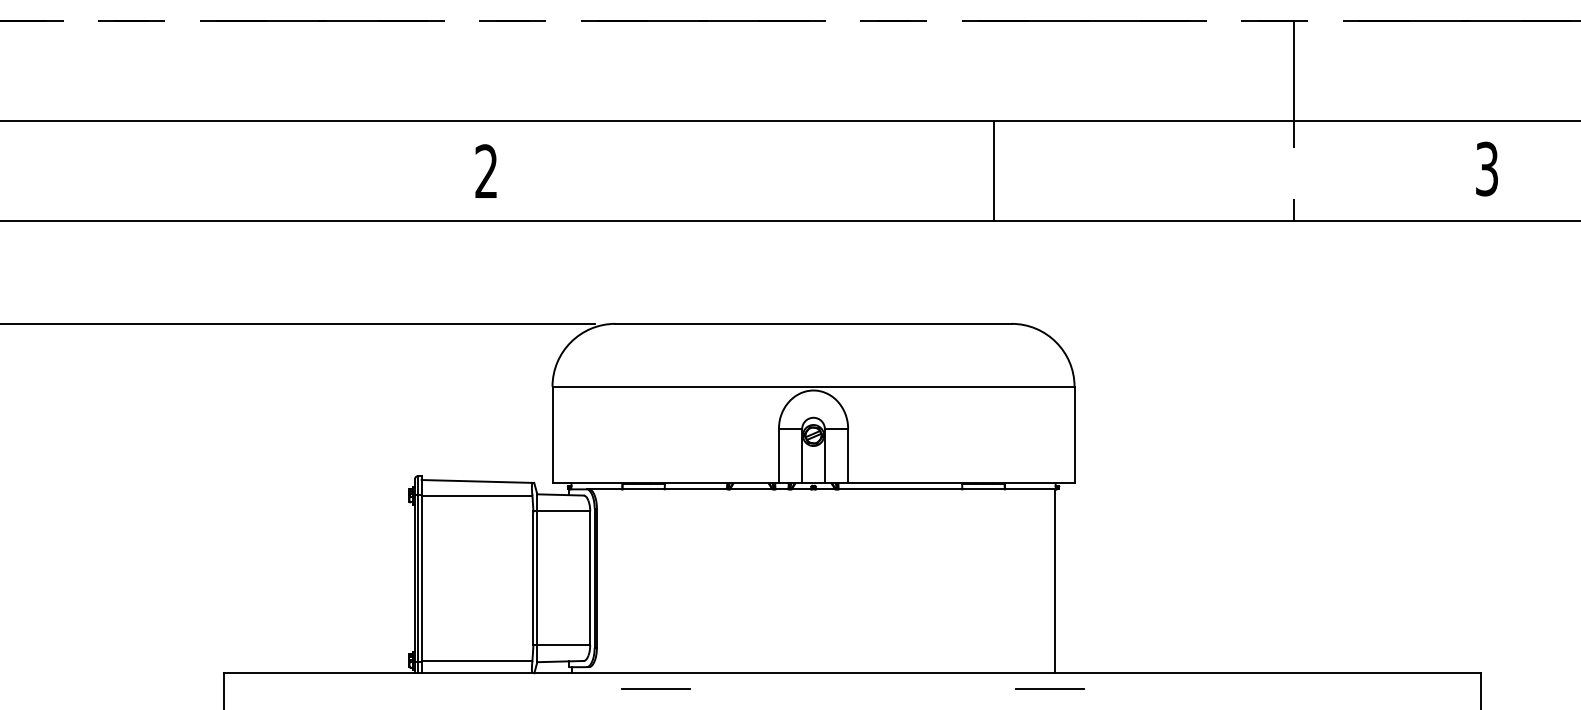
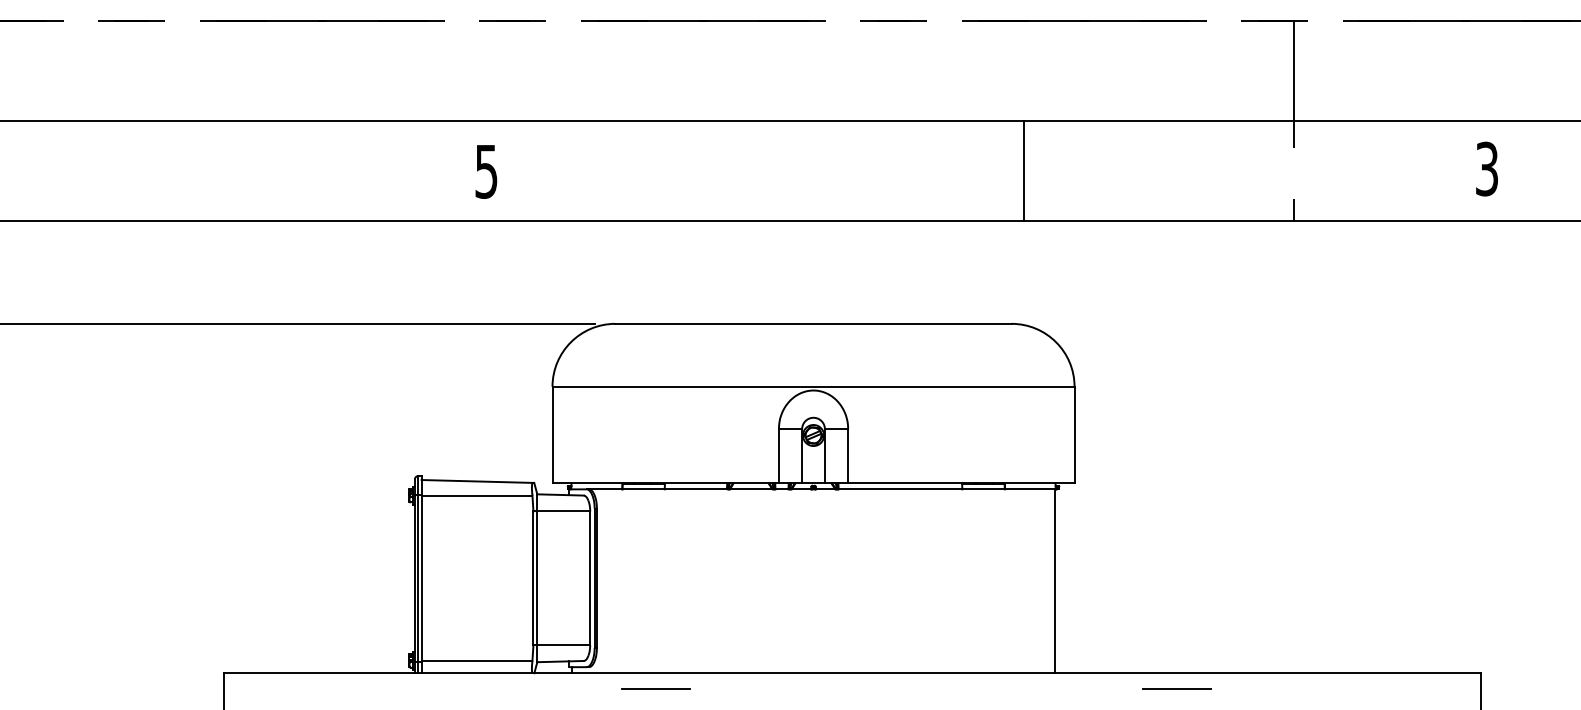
text: 2 -> 5 (486, 171)
line position: (993, 171) -> (1023, 171) (1023, 171)
line position: (1049, 688) -> (1176, 688) (1176, 688)
